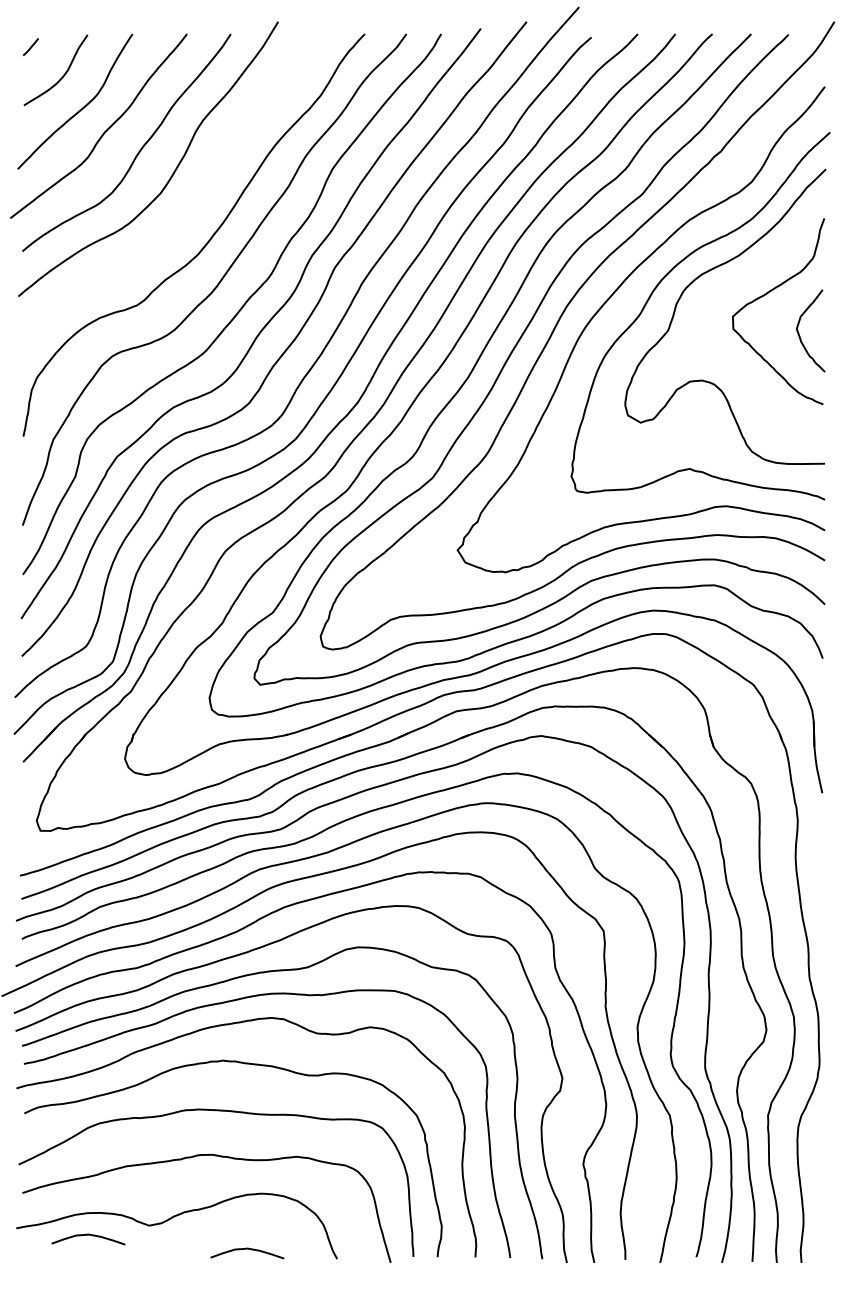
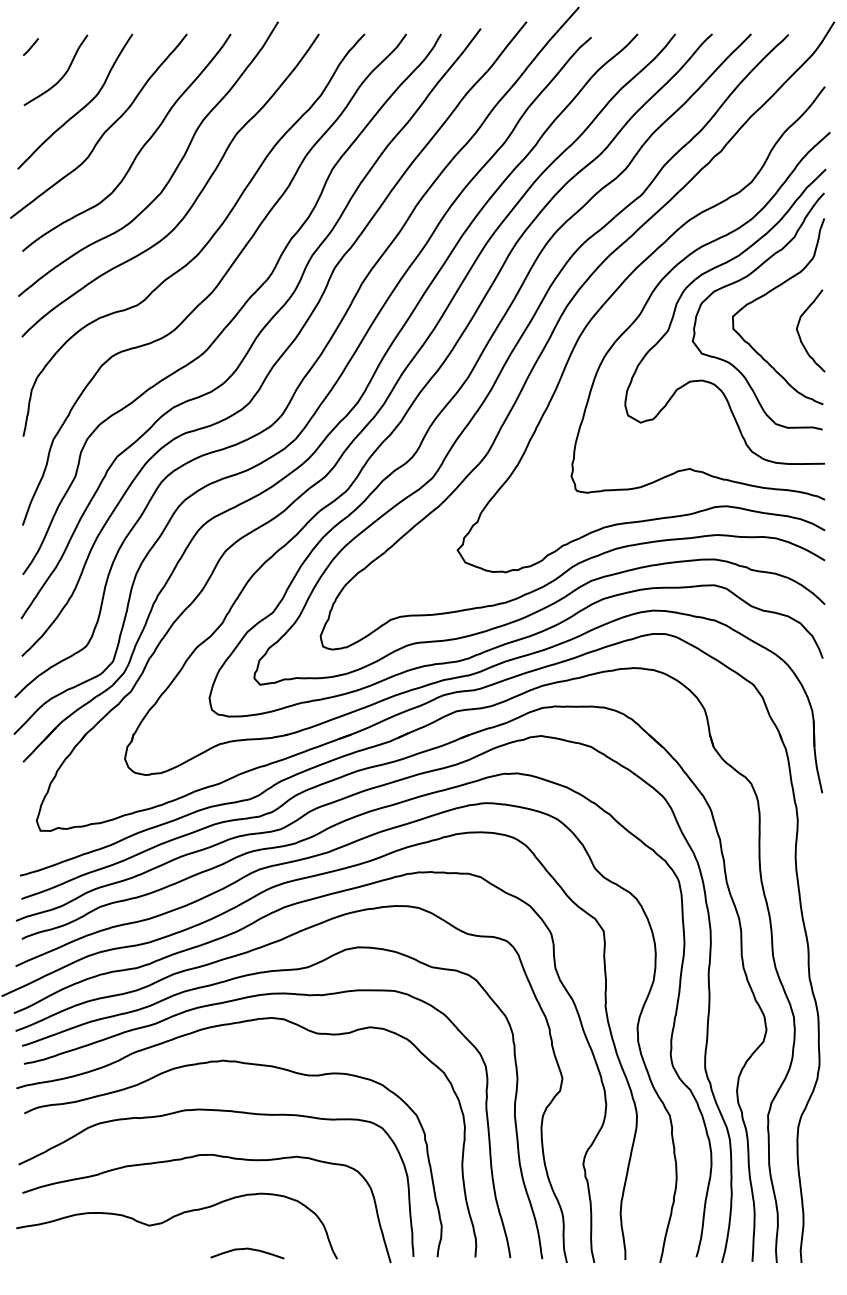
curve: none -> present (195, 198)
curve: none -> present (741, 280)
curve: present -> none (88, 1235)
